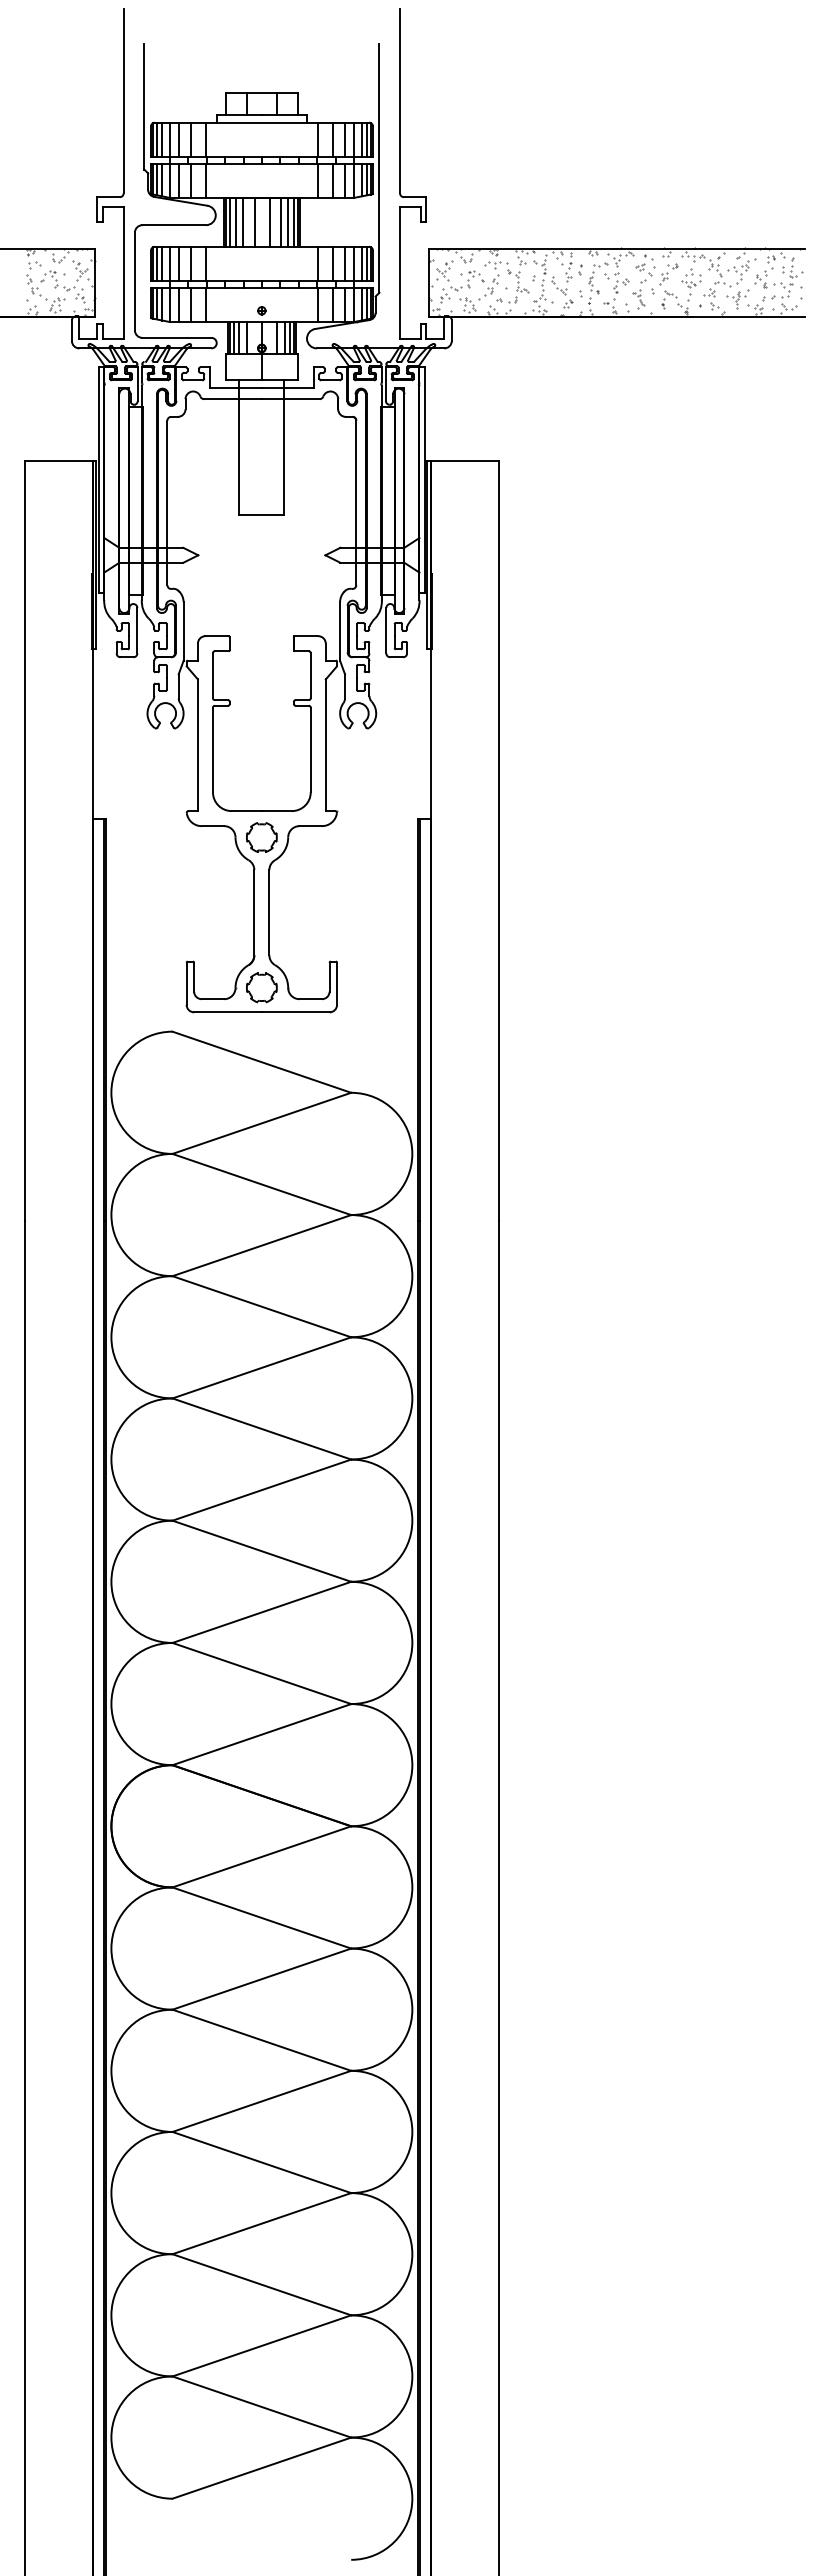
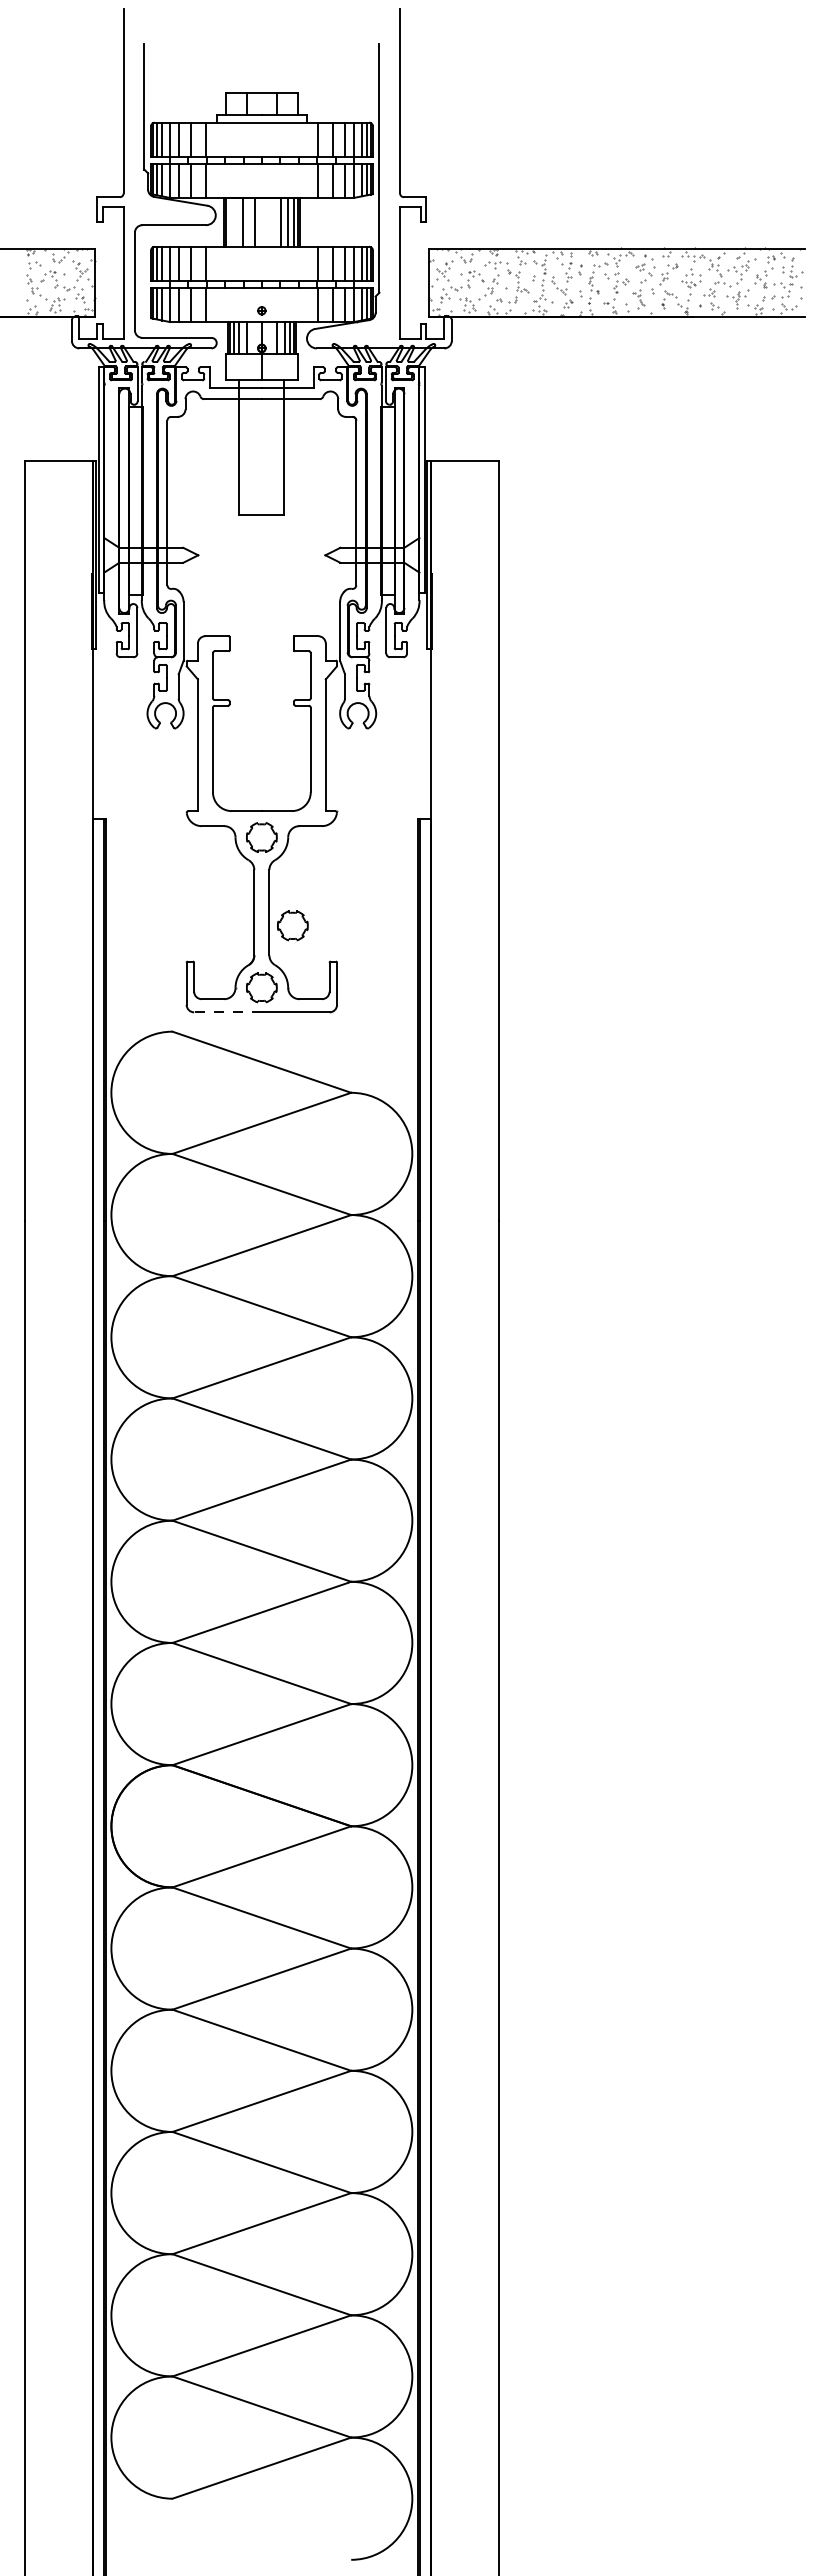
line: present -> none (230, 221)
line: present -> none (235, 221)
line: present -> none (269, 221)
part: none -> present (292, 925)
line: solid -> dashed (228, 1012)
